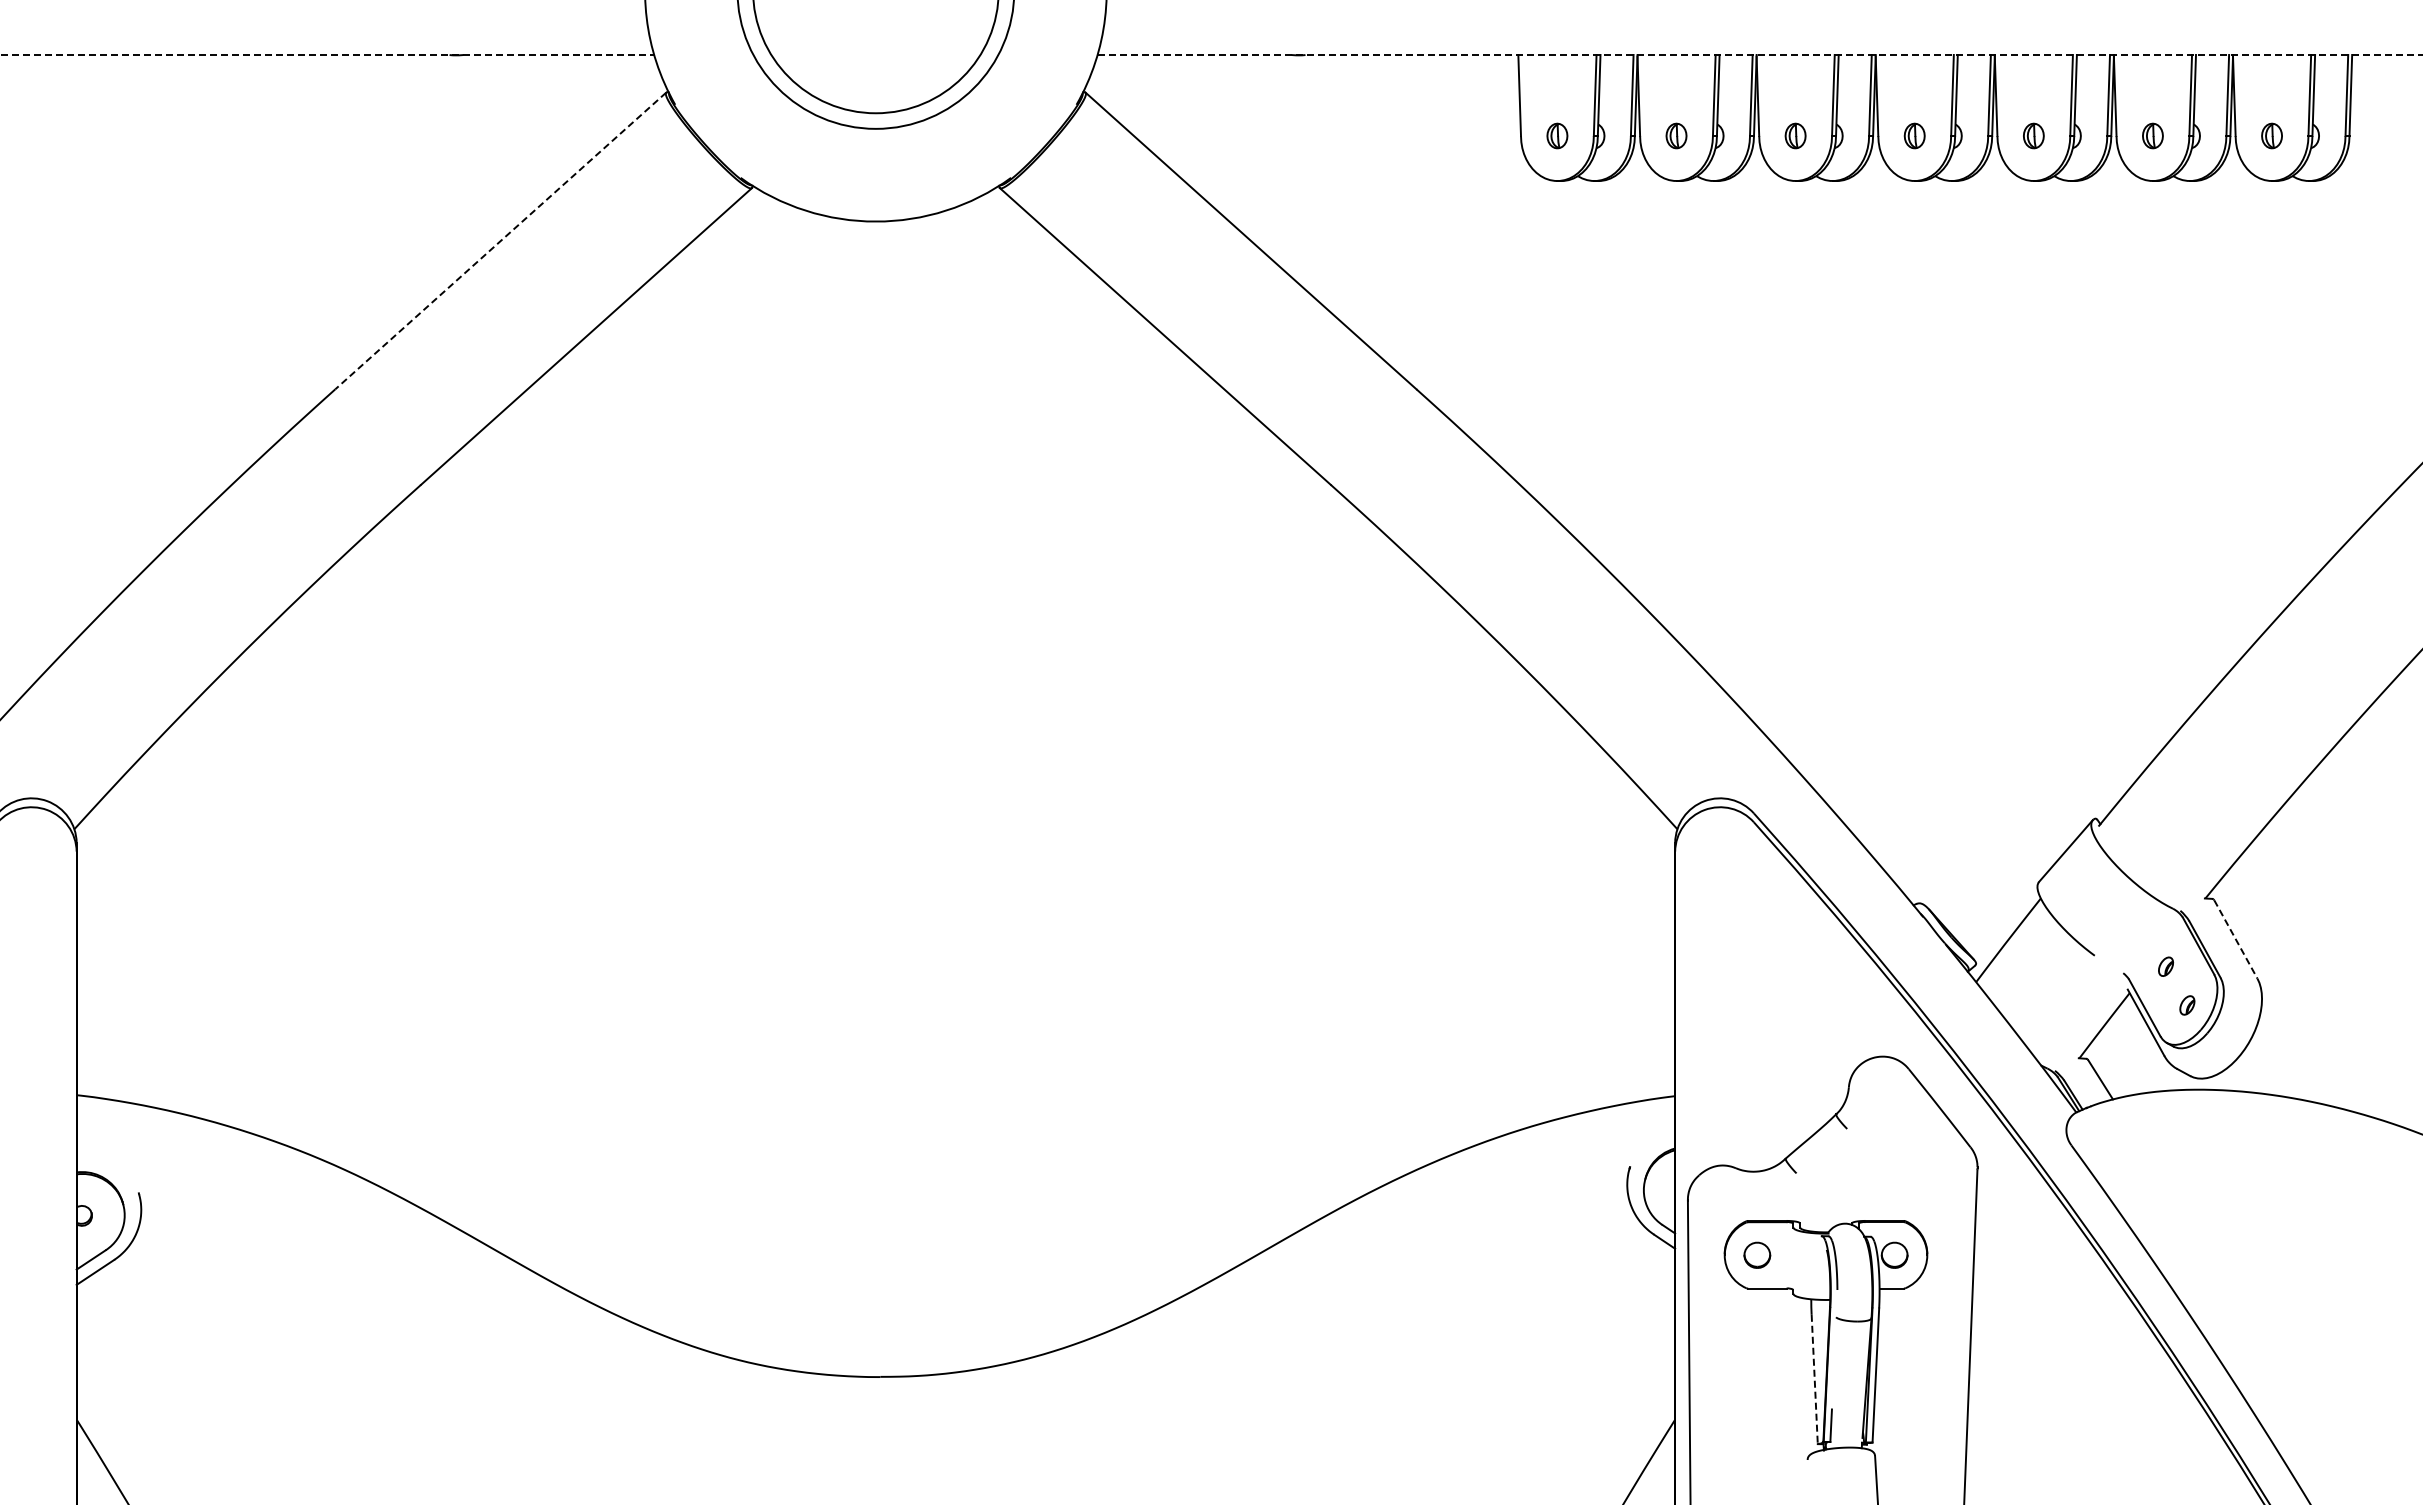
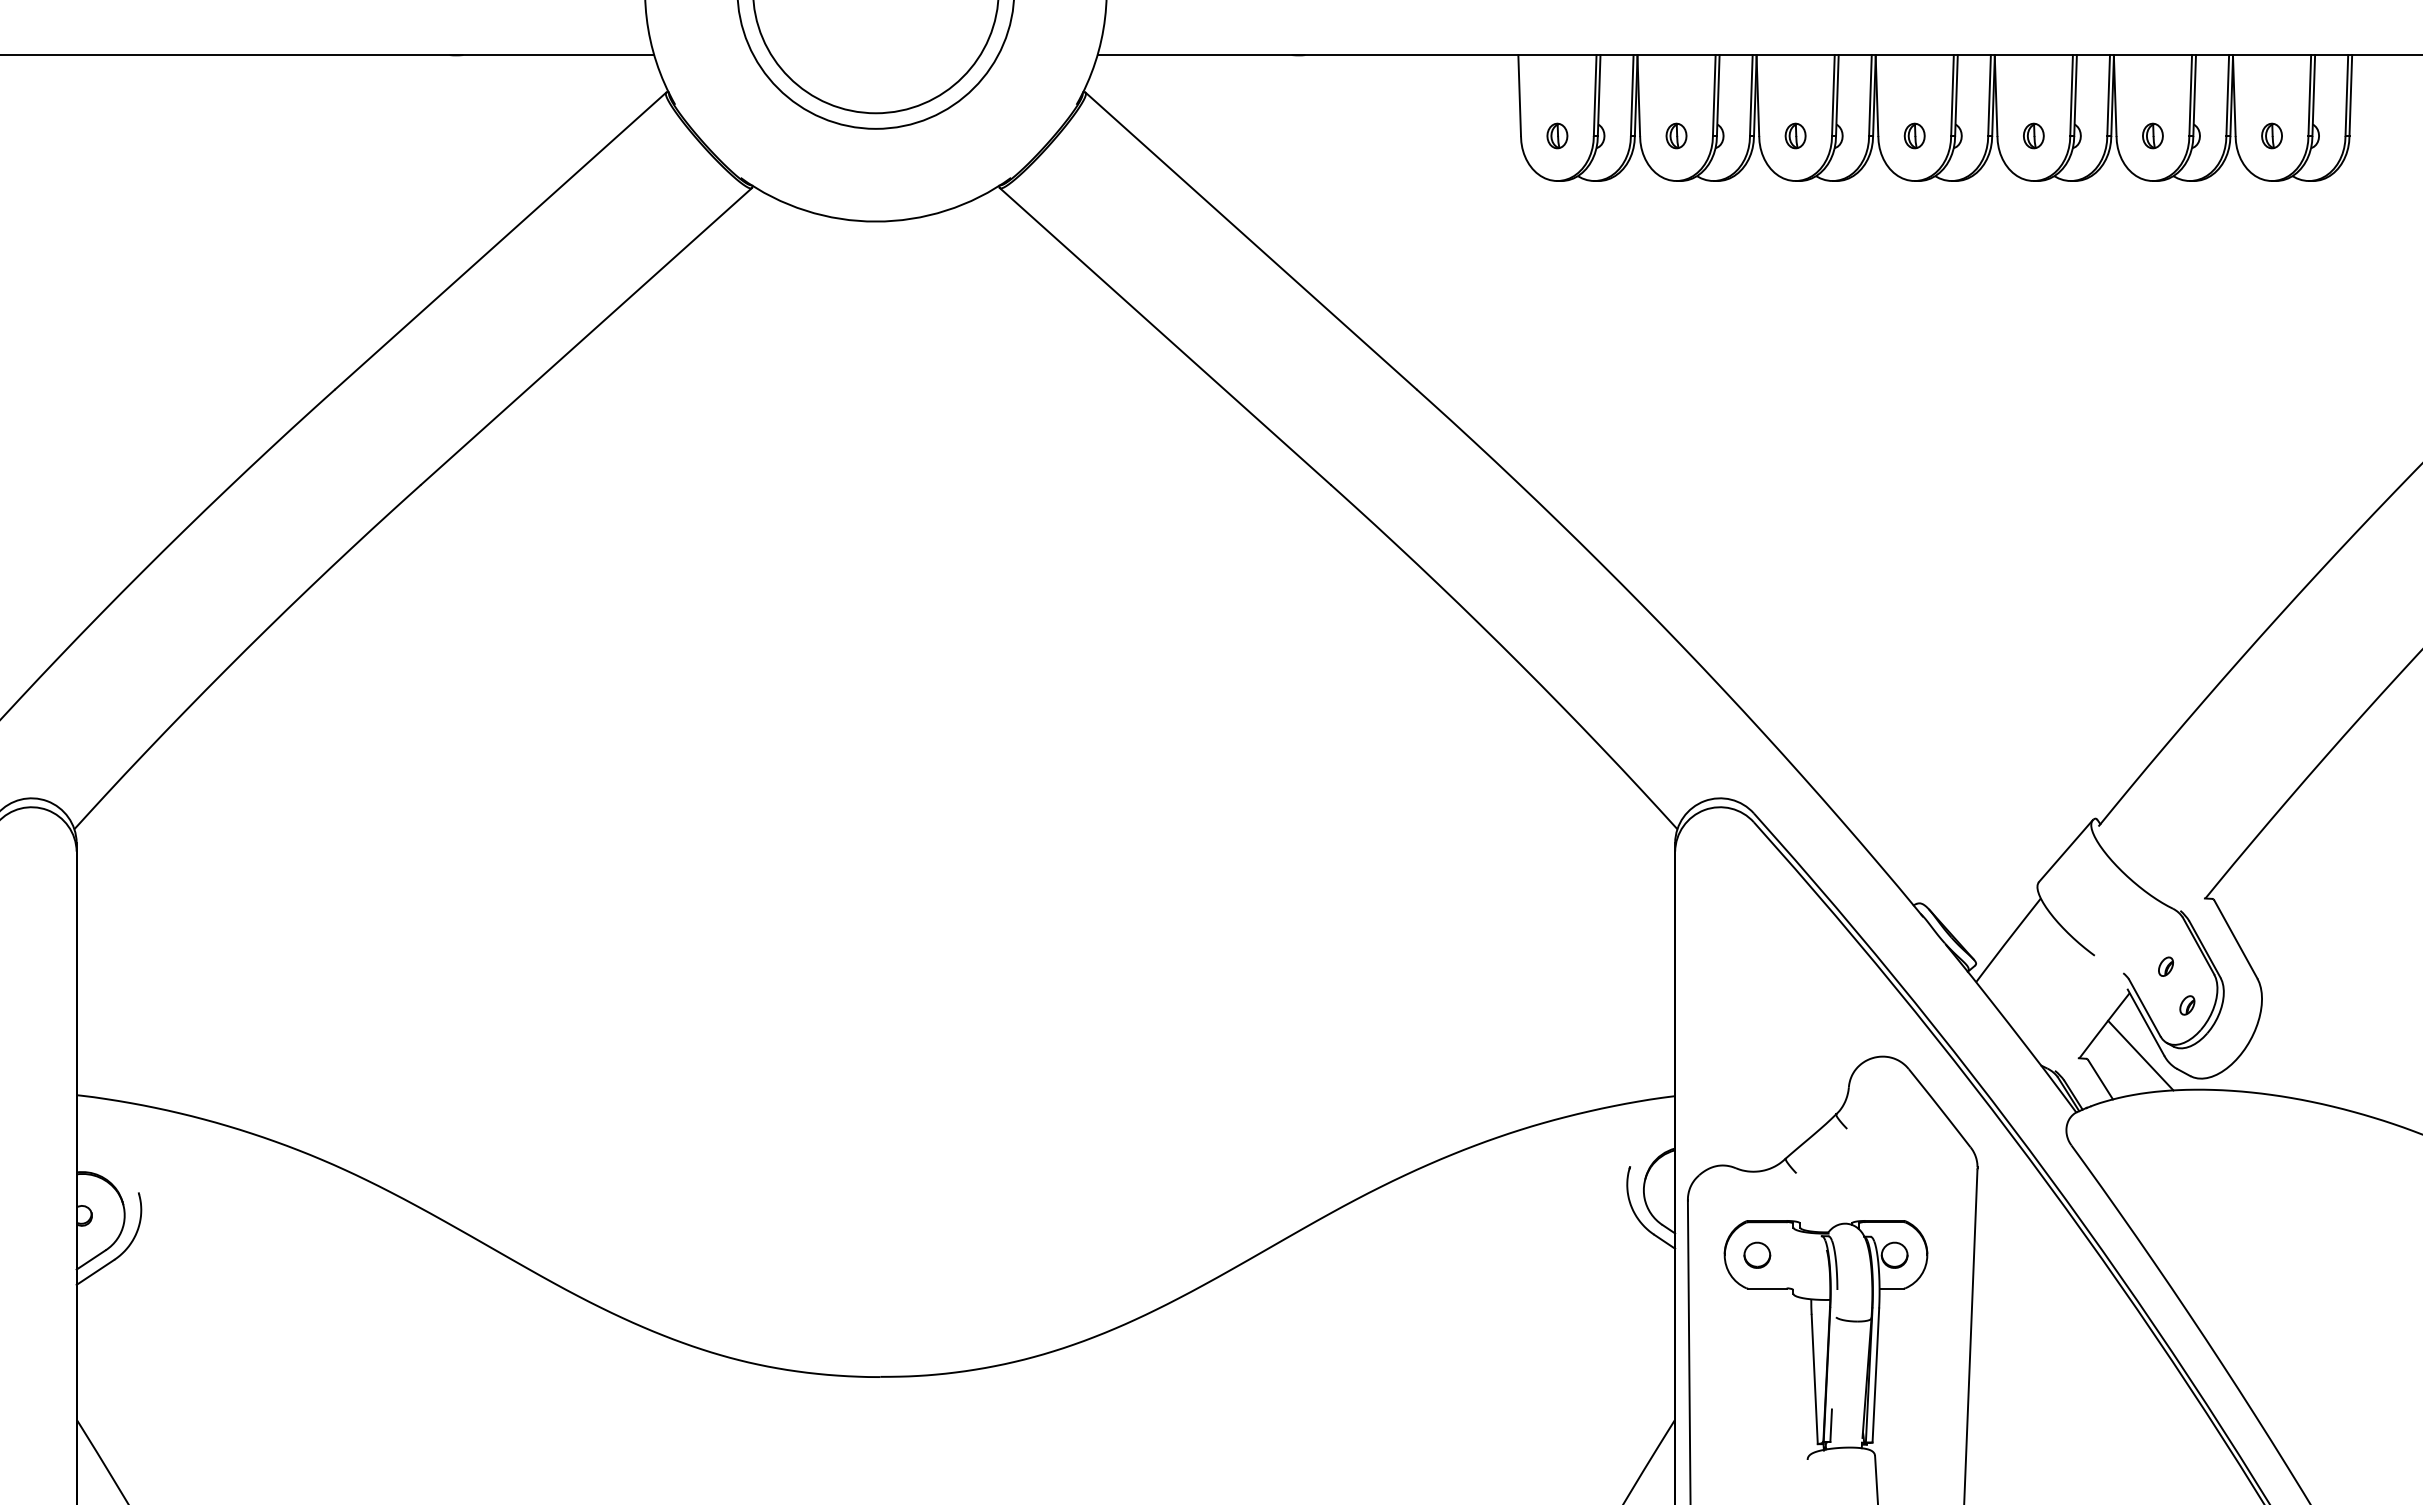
line: dashed -> solid (327, 54)
line: dashed -> solid (1760, 54)
line: dashed -> solid (500, 241)
line: dashed -> solid (2235, 939)
line: none -> present (2140, 1055)
line: dashed -> solid (1814, 1379)
